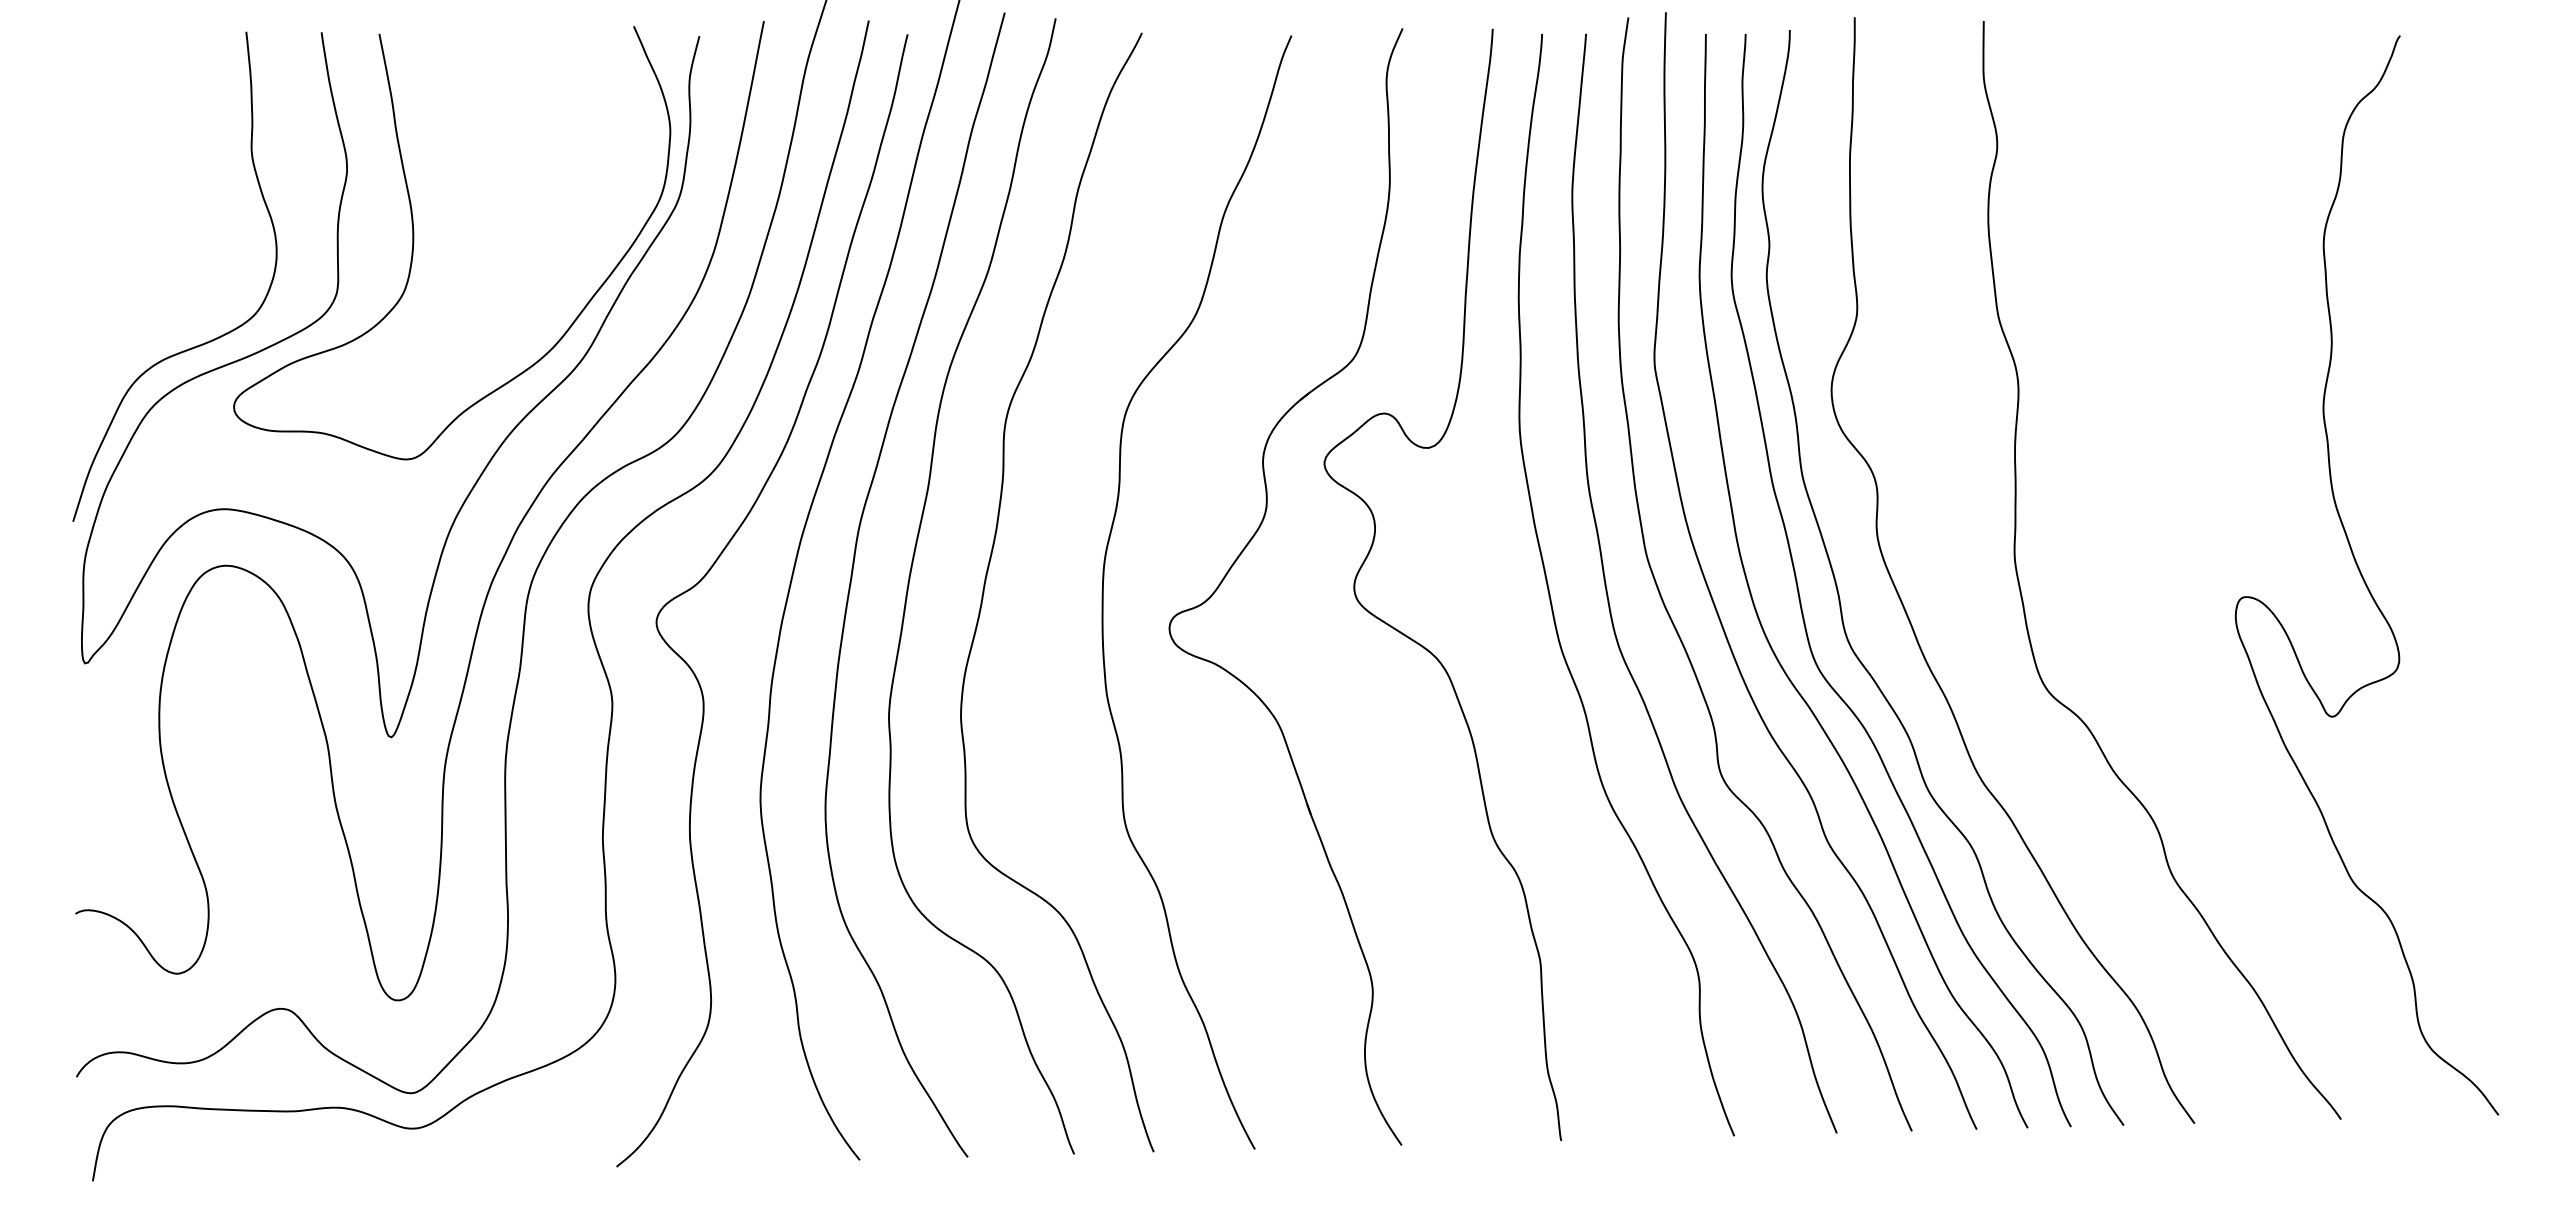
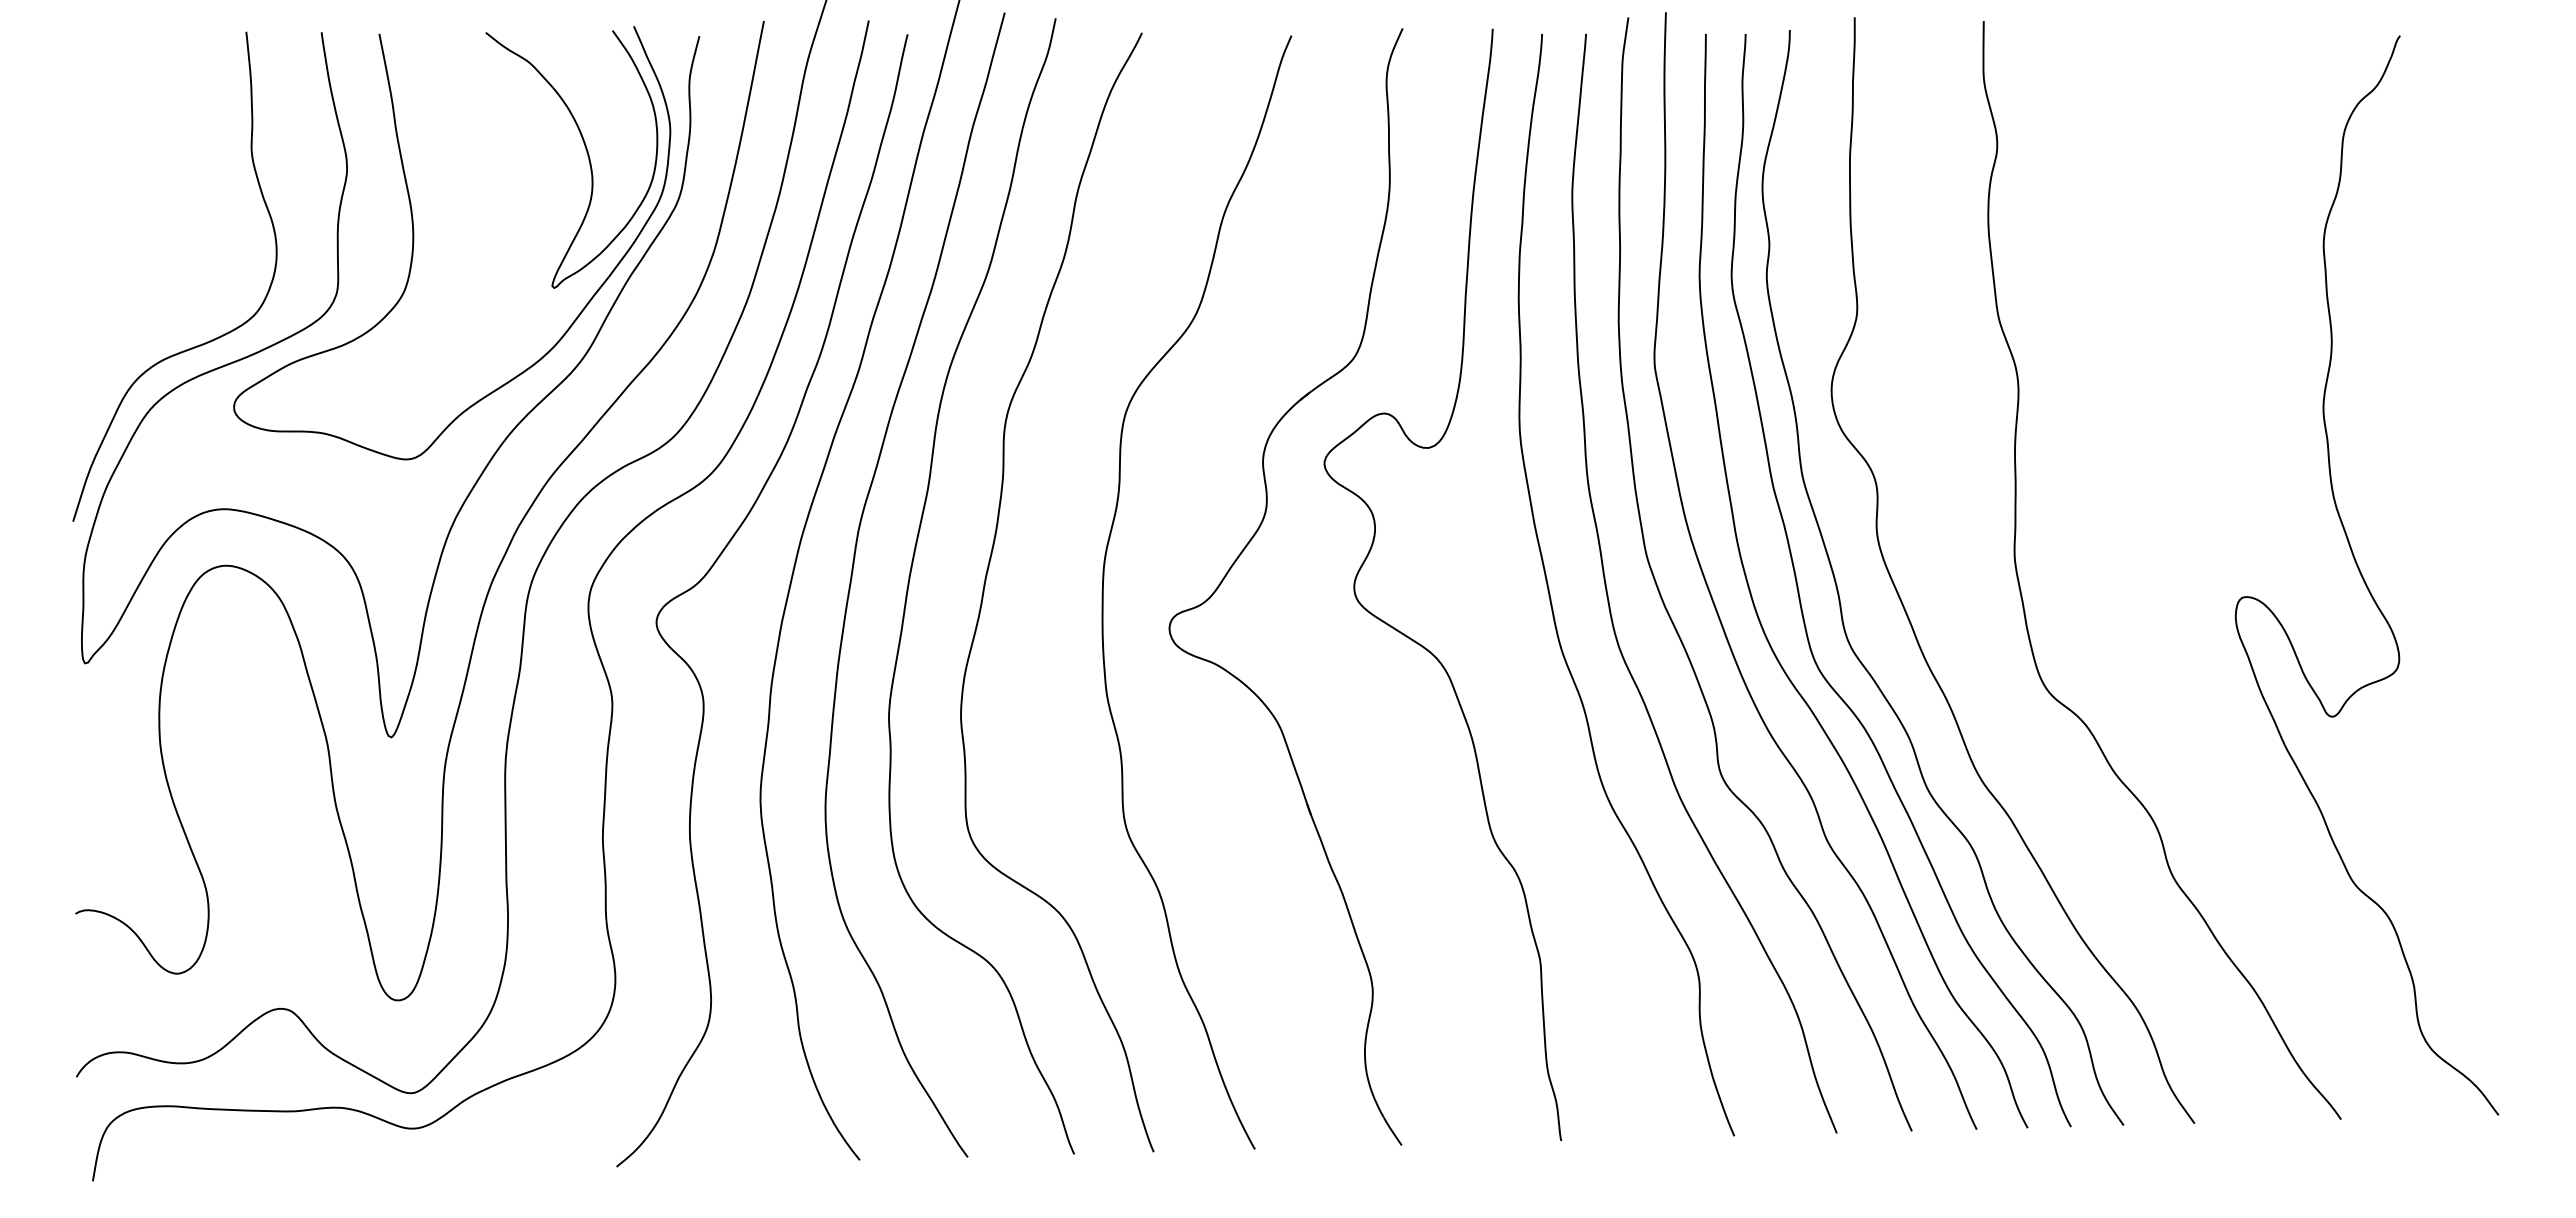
curve: none -> present (587, 156)
